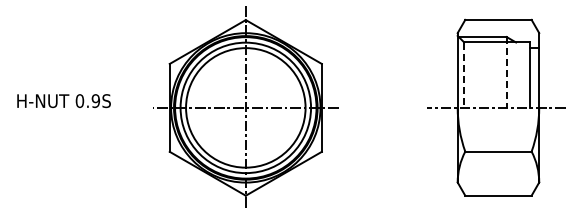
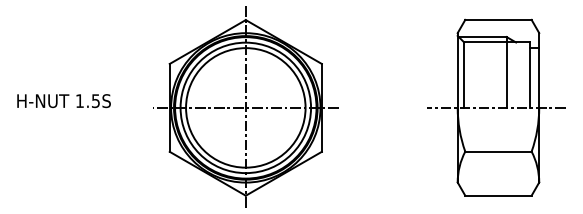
line: dashed -> solid (506, 72)
line: dashed -> solid (464, 75)
text: 0.9S -> 1.5S (87, 101)
